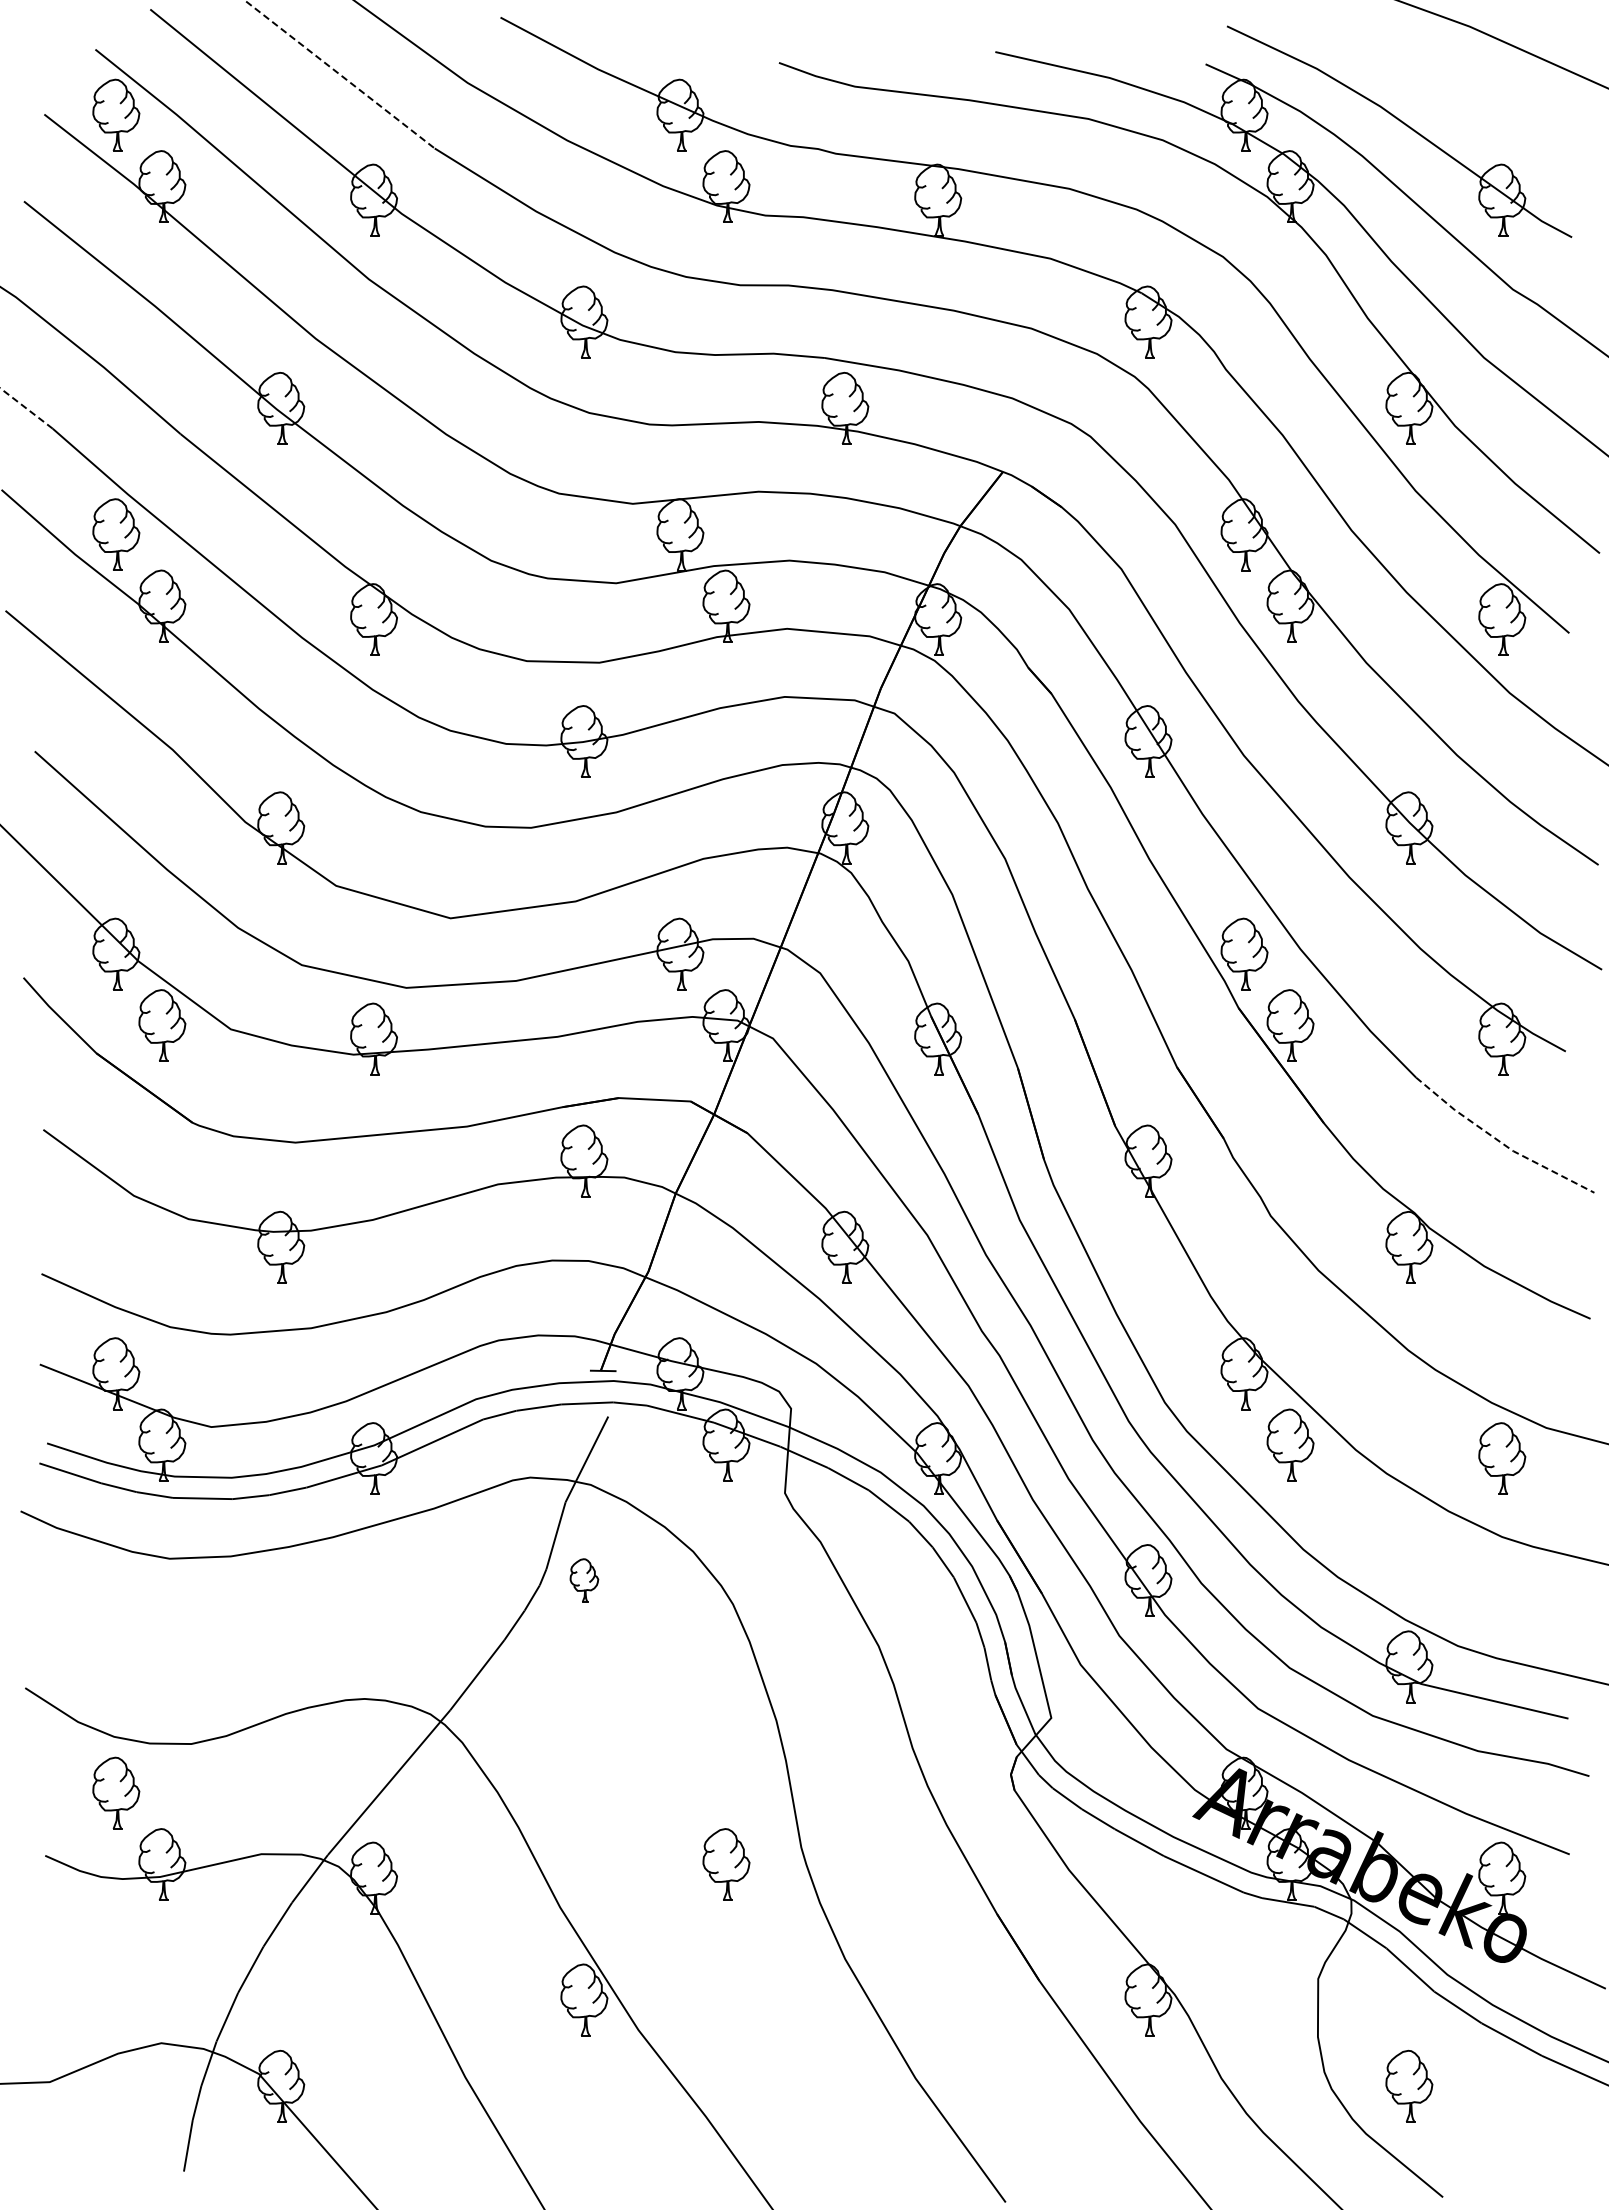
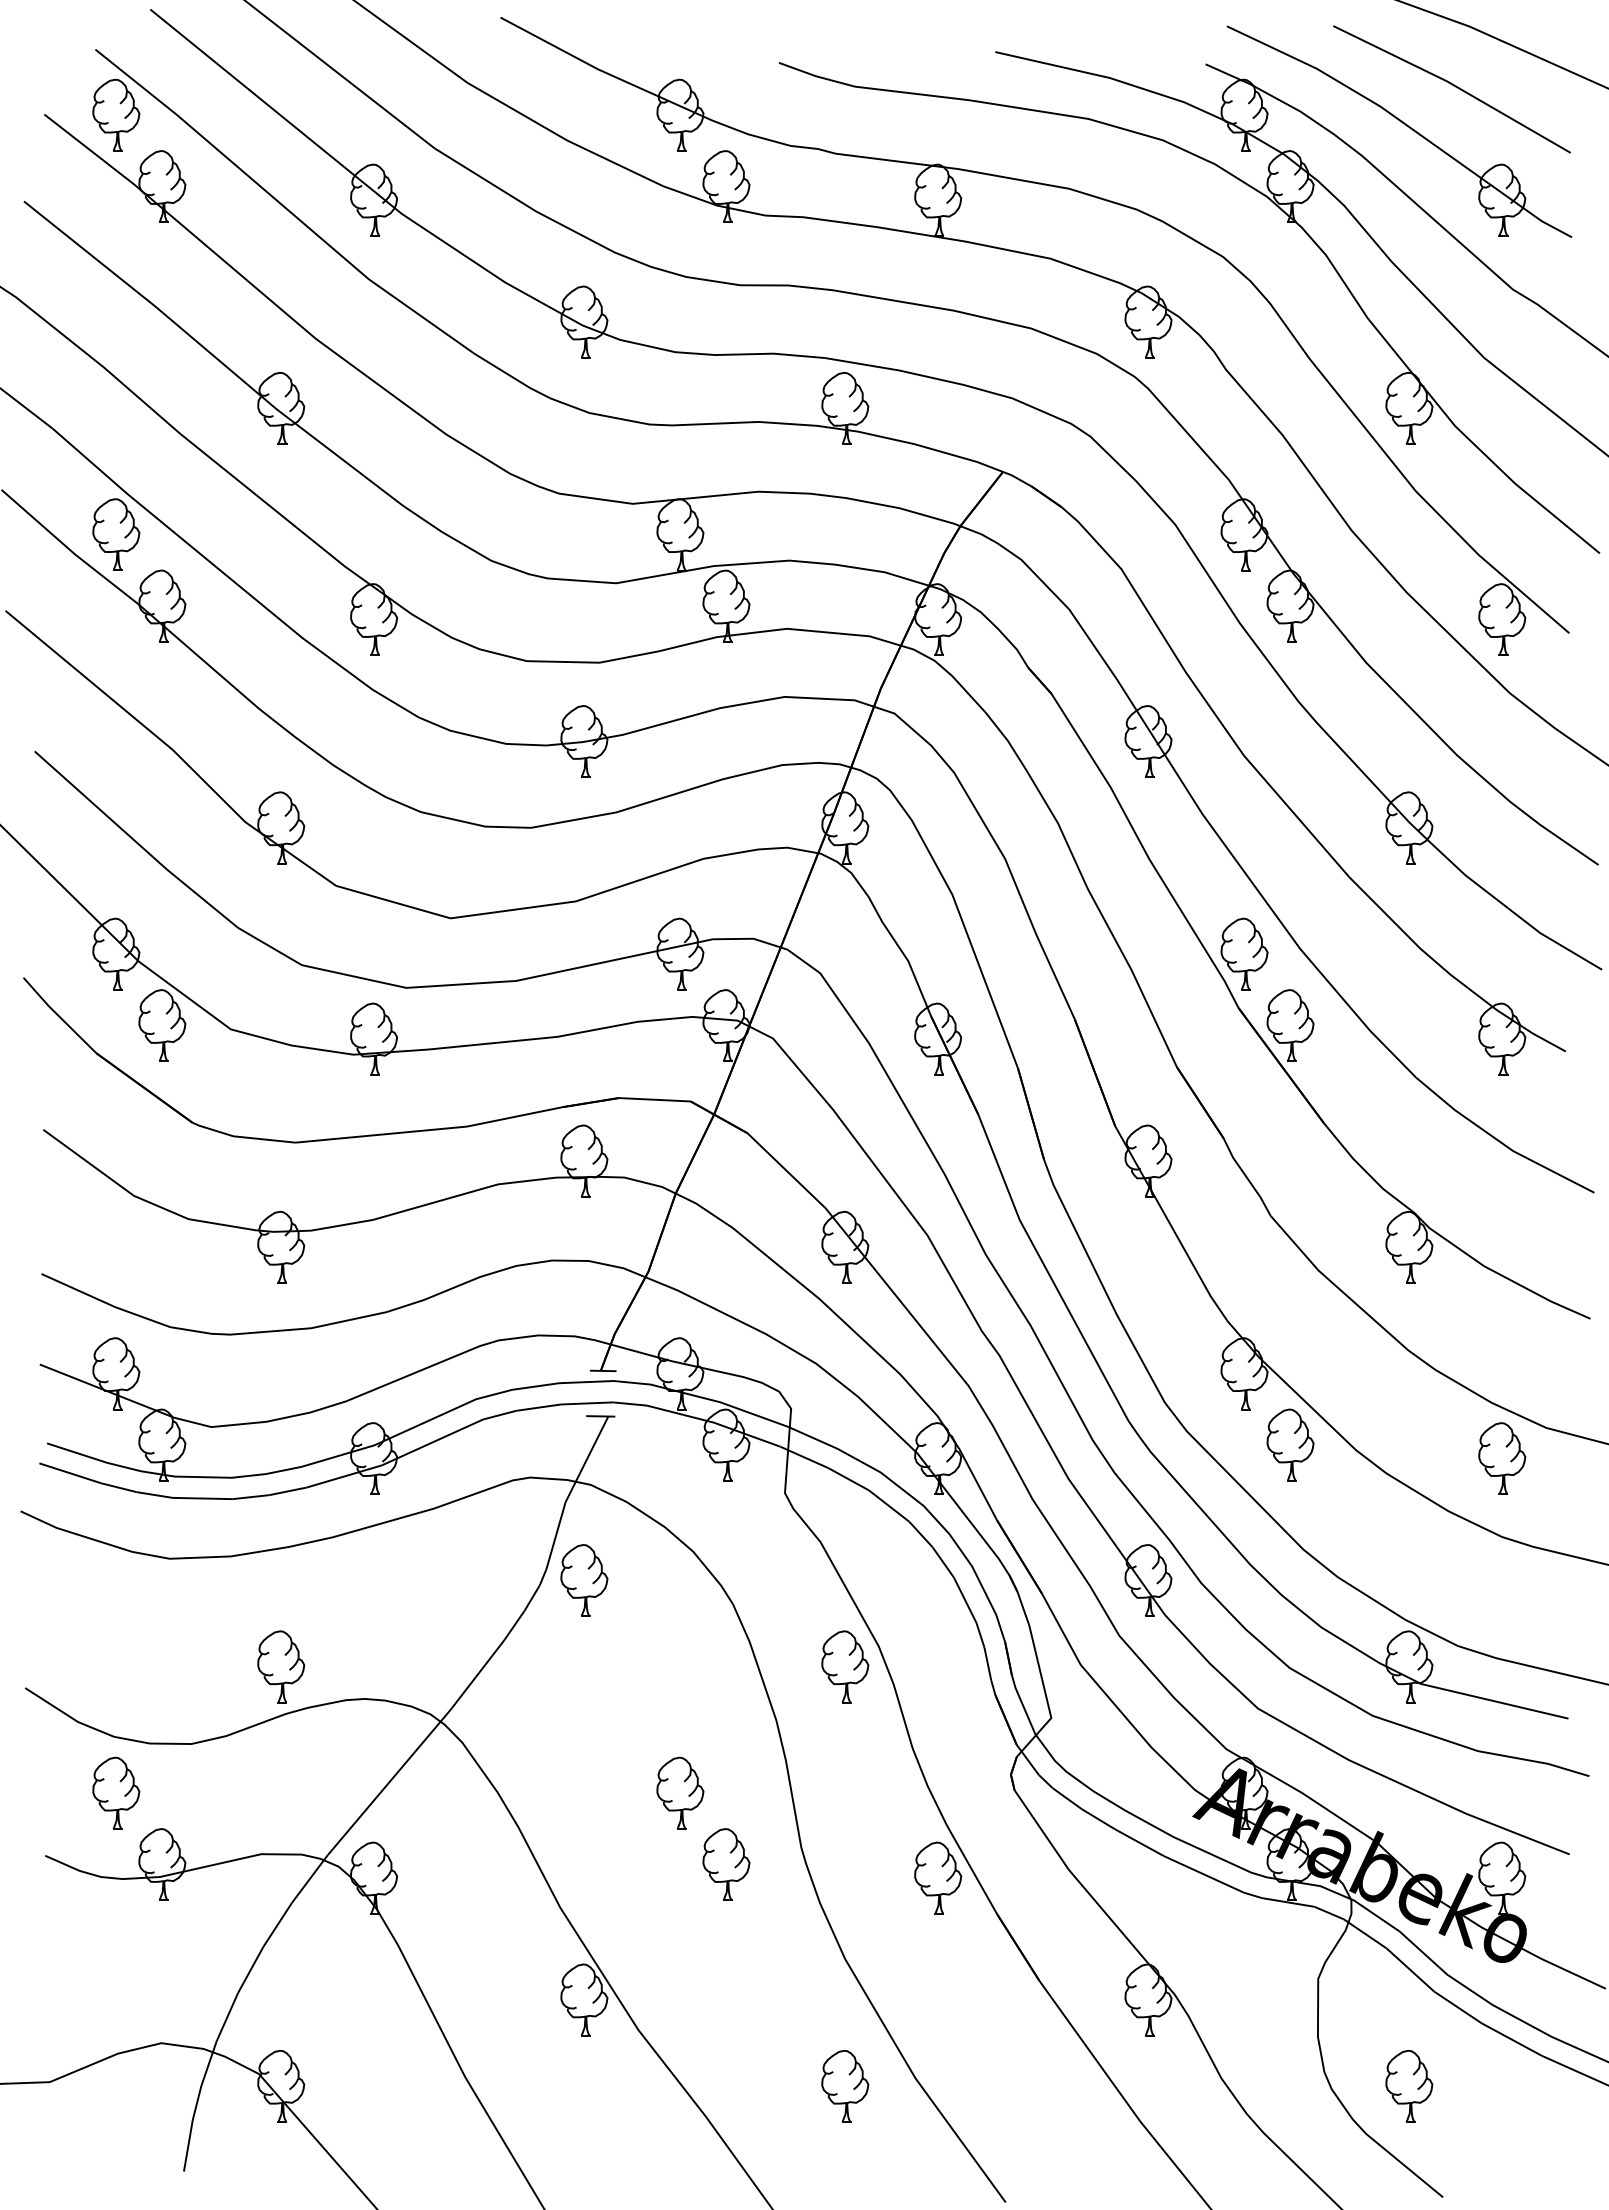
line: dashed -> solid (339, 74)
line: none -> present (1453, 86)
line: dashed -> solid (26, 408)
line: dashed -> solid (1501, 1142)
line: none -> present (600, 1416)
part size: 31x45 px -> 49x73 px (584, 1580)
part: none -> present (281, 1666)
part: none -> present (845, 1666)
part: none -> present (680, 1792)
part: none -> present (938, 1877)
part: none -> present (845, 2085)
